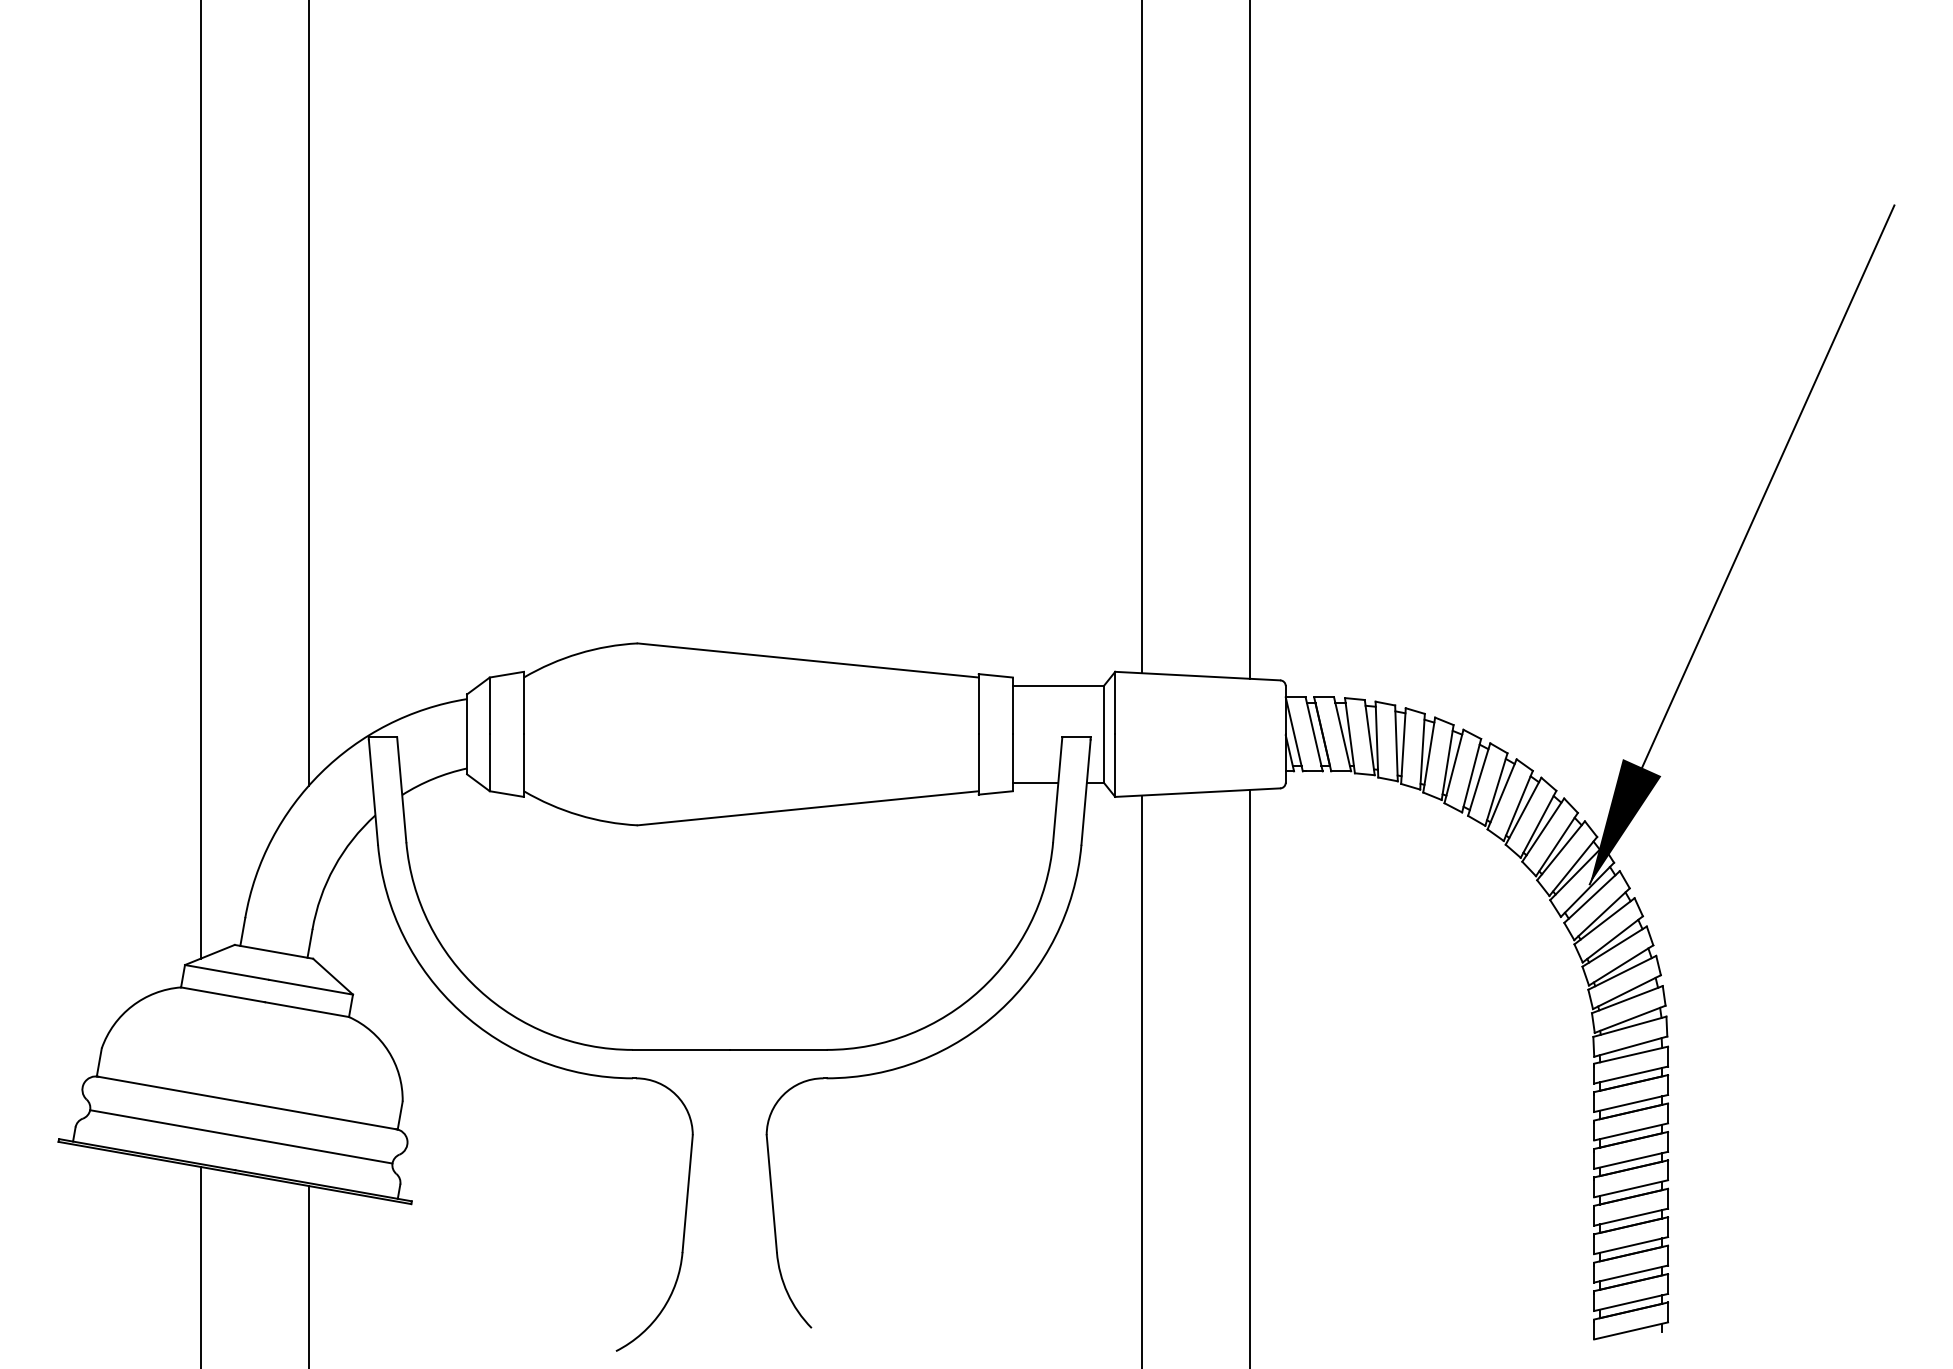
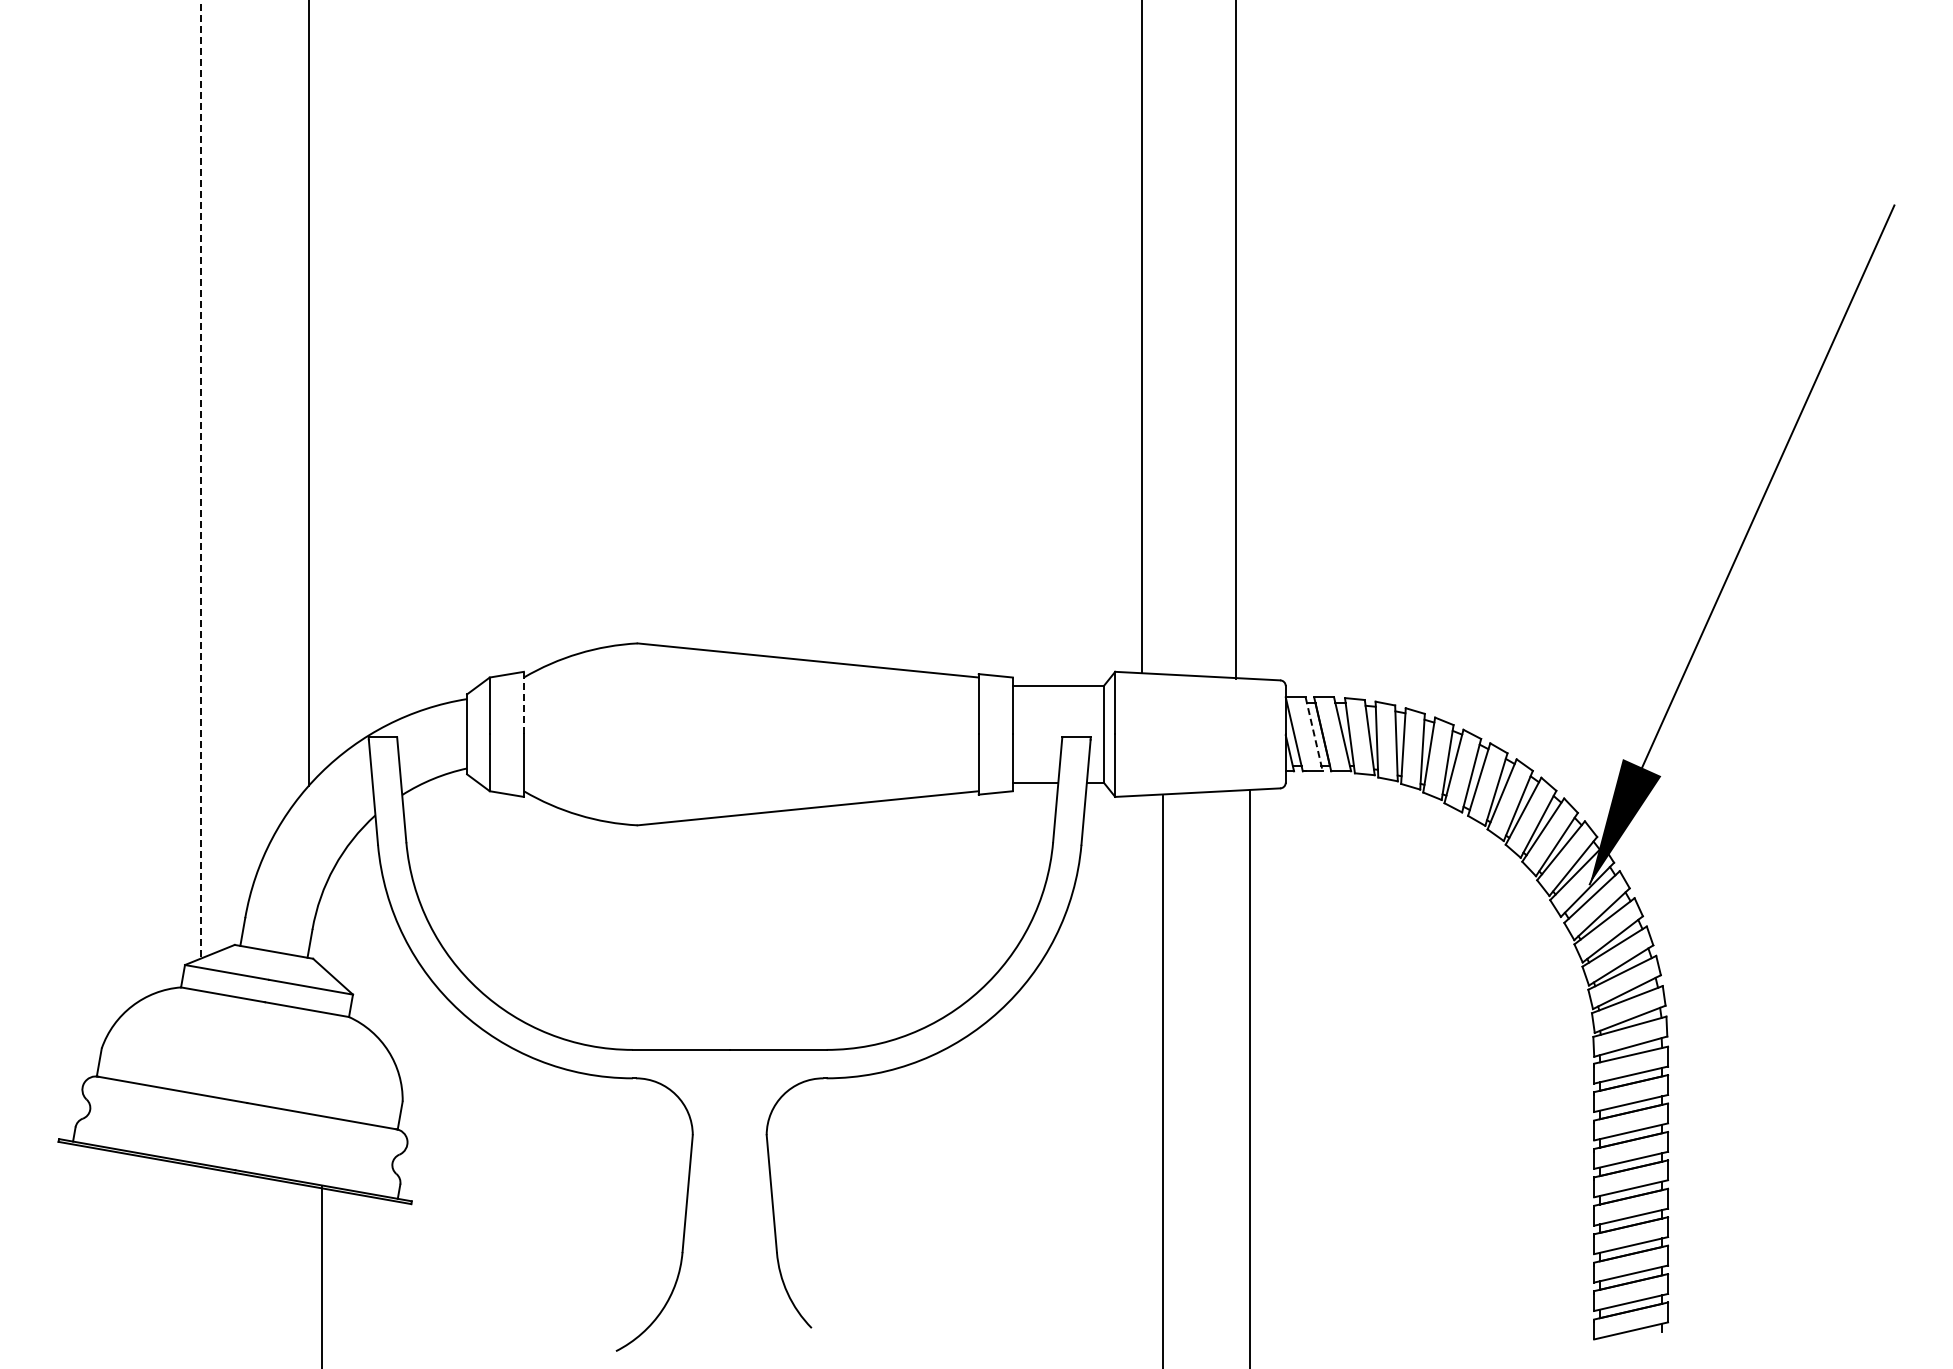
line position: (1250, 340) -> (1236, 340) (1236, 340)
line: solid -> dashed (200, 479)
line: solid -> dashed (523, 703)
line: solid -> dashed (1314, 734)
line position: (1142, 1080) -> (1163, 1080) (1163, 1080)
line: present -> none (241, 1136)
line: present -> none (200, 1265)
line position: (308, 1275) -> (321, 1275) (321, 1275)
